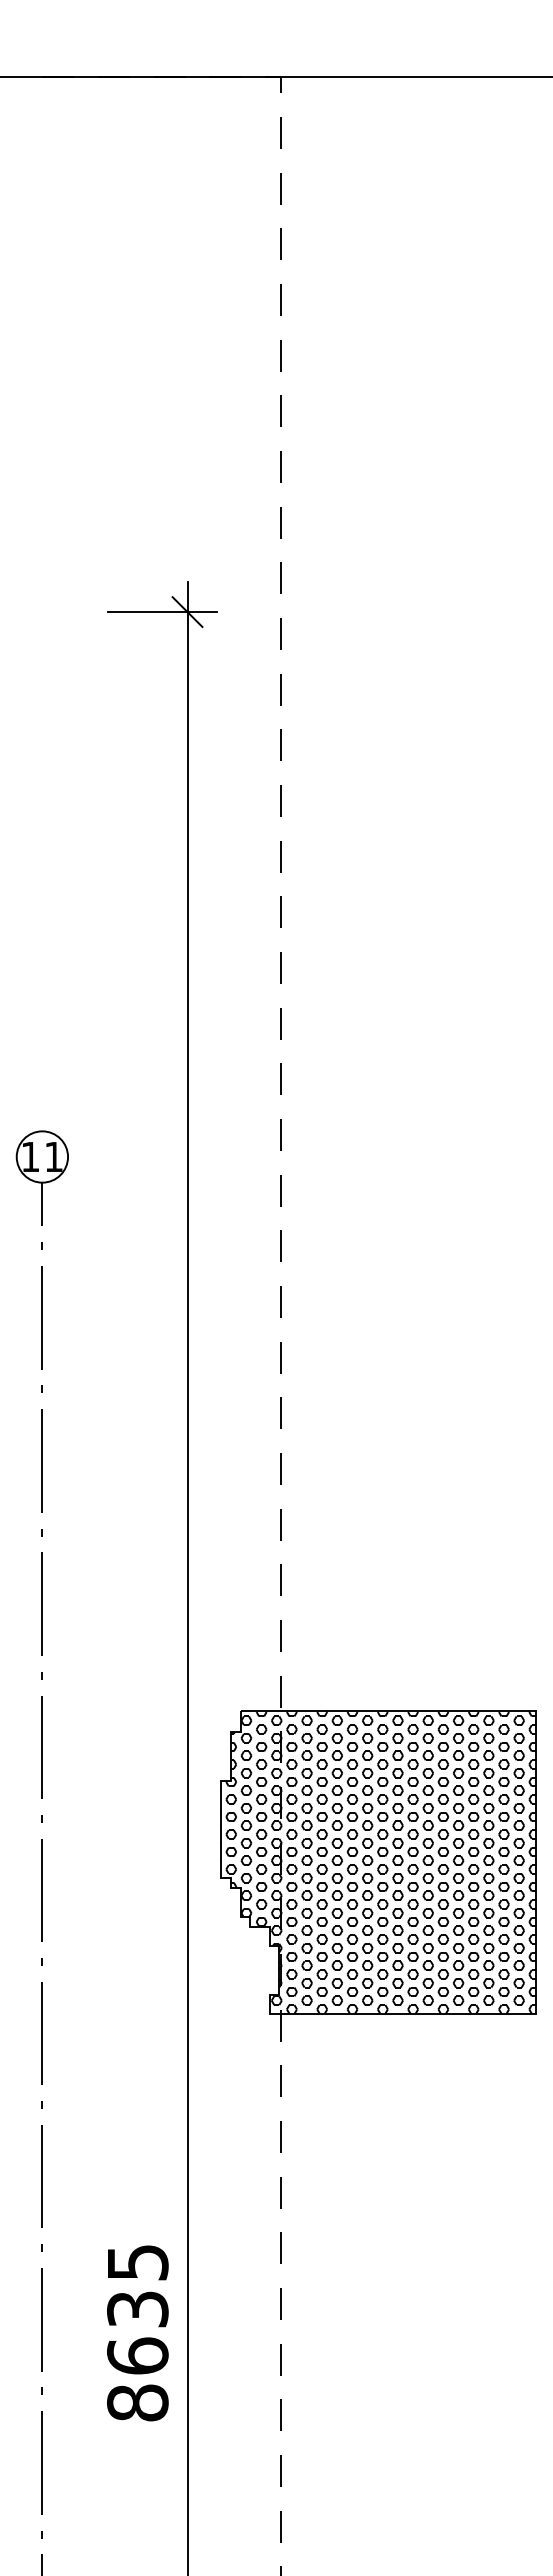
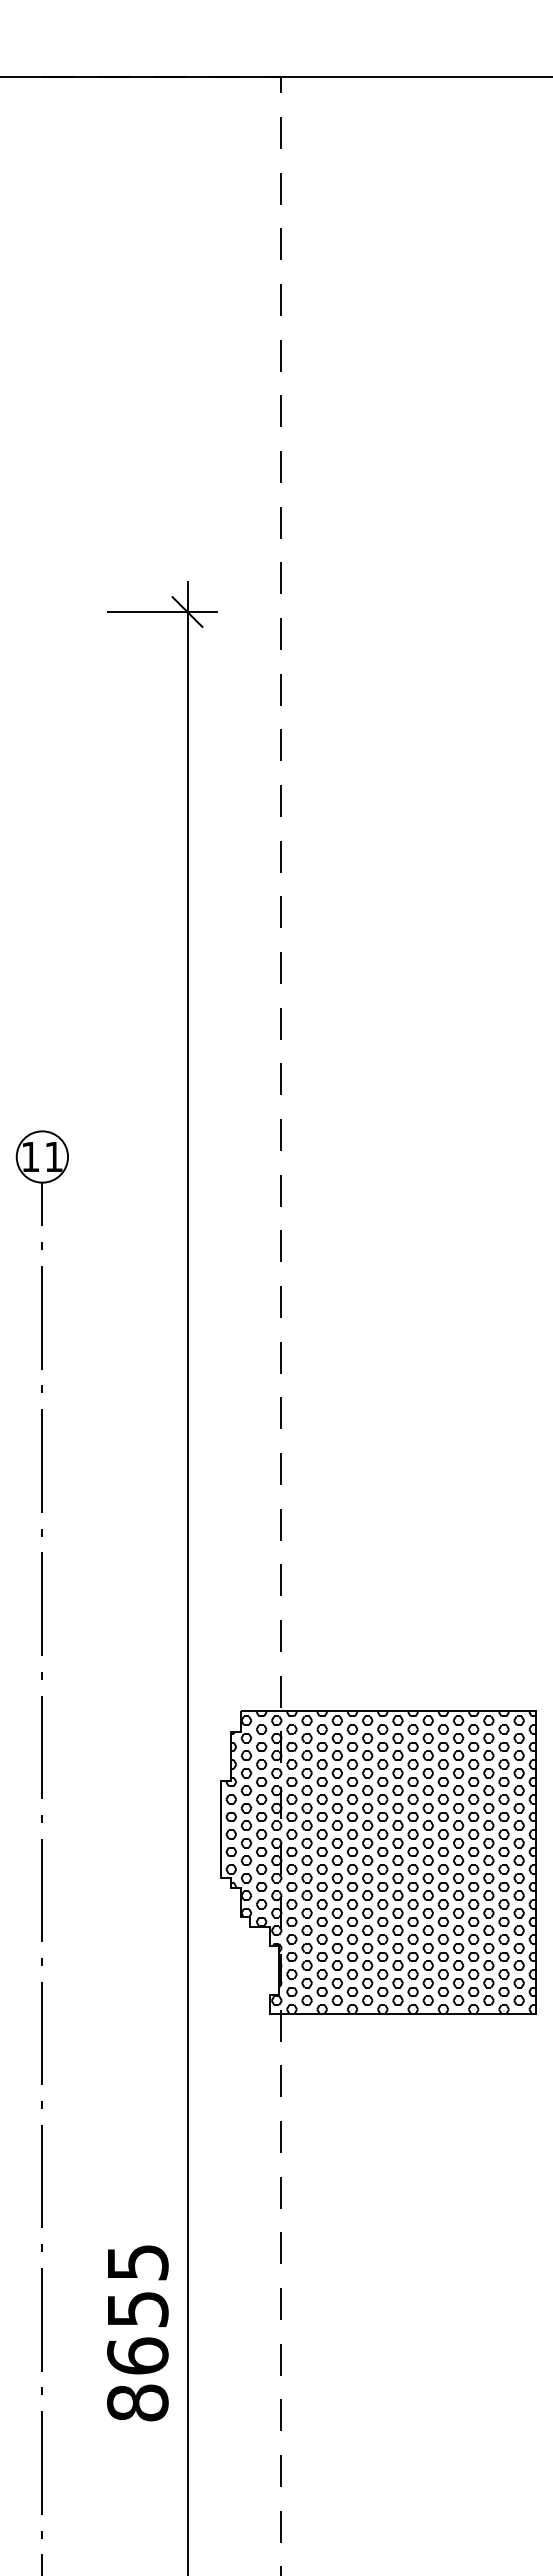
text: 8635 -> 8655 (137, 2308)
